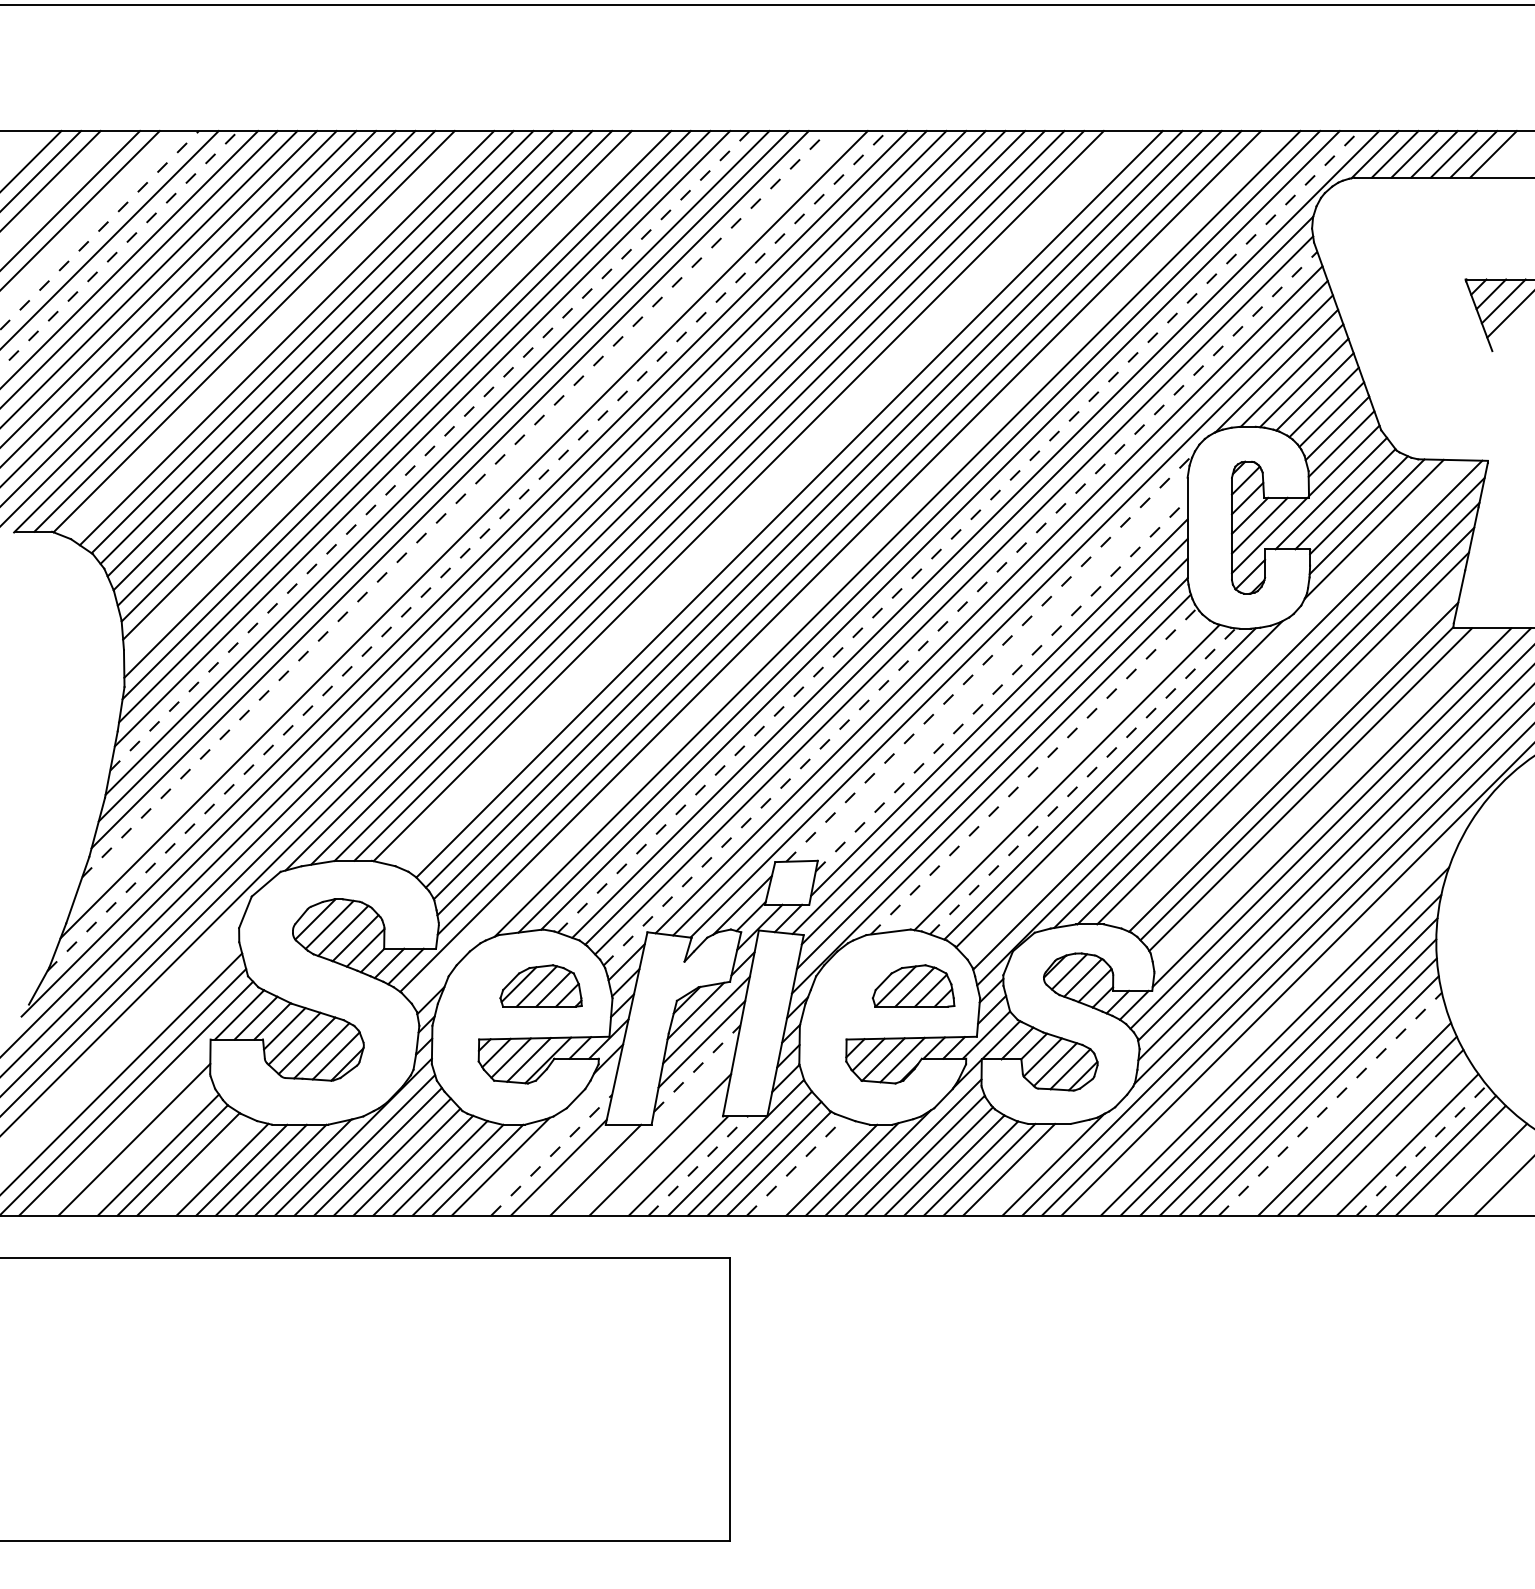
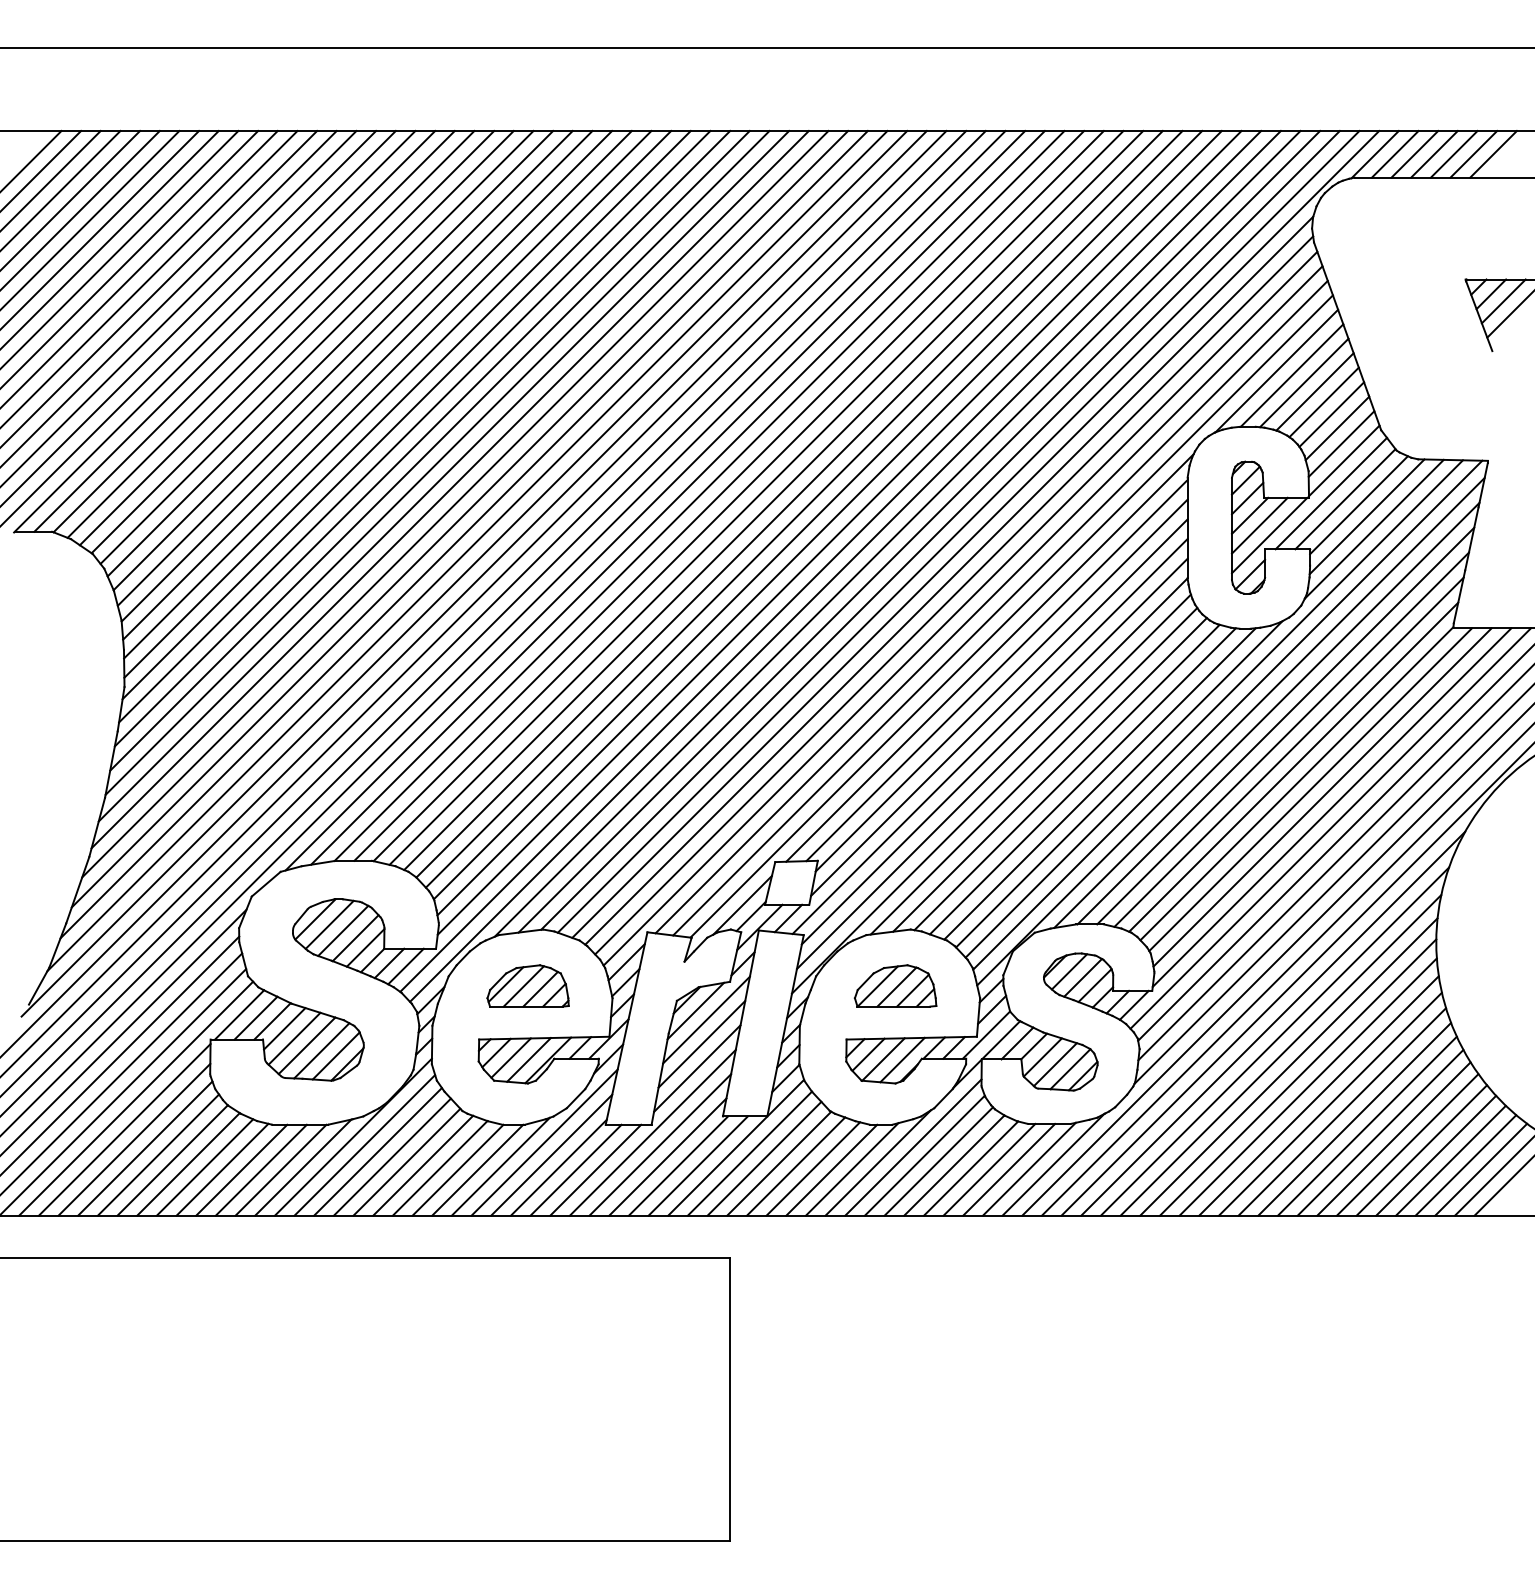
line position: (766, 4) -> (766, 47) (766, 47)
line: none -> present (61, 189)
line: none -> present (90, 218)
line: dashed -> solid (100, 229)
line: dashed -> solid (119, 249)
line: none -> present (270, 333)
line: none -> present (387, 394)
line: dashed -> solid (430, 450)
line: none -> present (756, 497)
line: none -> present (773, 500)
line: dashed -> solid (455, 504)
line: none -> present (459, 518)
line: dashed -> solid (958, 531)
line: dashed -> solid (467, 550)
line: none -> present (845, 565)
line: dashed -> solid (960, 608)
line: dashed -> solid (990, 657)
line: none -> present (996, 670)
line: dashed -> solid (1001, 685)
line: none -> present (1213, 708)
line: none -> present (1288, 751)
line: dashed -> solid (1034, 771)
line: none -> present (1049, 774)
line: dashed -> solid (1083, 781)
line: none -> present (1322, 797)
part position: (540, 985) -> (527, 985) (527, 985)
part position: (913, 985) -> (895, 985) (895, 985)
line: none -> present (1273, 1023)
line: none -> present (124, 1031)
line: none -> present (120, 1054)
line: dashed -> solid (697, 1068)
line: dashed -> solid (1330, 1104)
line: none -> present (1342, 1111)
line: none -> present (124, 1129)
line: none -> present (652, 1132)
line: none -> present (1393, 1138)
line: none -> present (544, 1142)
line: none -> present (145, 1148)
line: dashed -> solid (1422, 1150)
line: dashed -> solid (551, 1155)
line: none -> present (667, 1156)
line: dashed -> solid (698, 1165)
line: none -> present (1465, 1165)
line: dashed -> solid (796, 1166)
line: none -> present (204, 1167)
line: none -> present (813, 1168)
line: none -> present (1029, 1168)
line: none -> present (575, 1169)
line: none -> present (1493, 1177)
